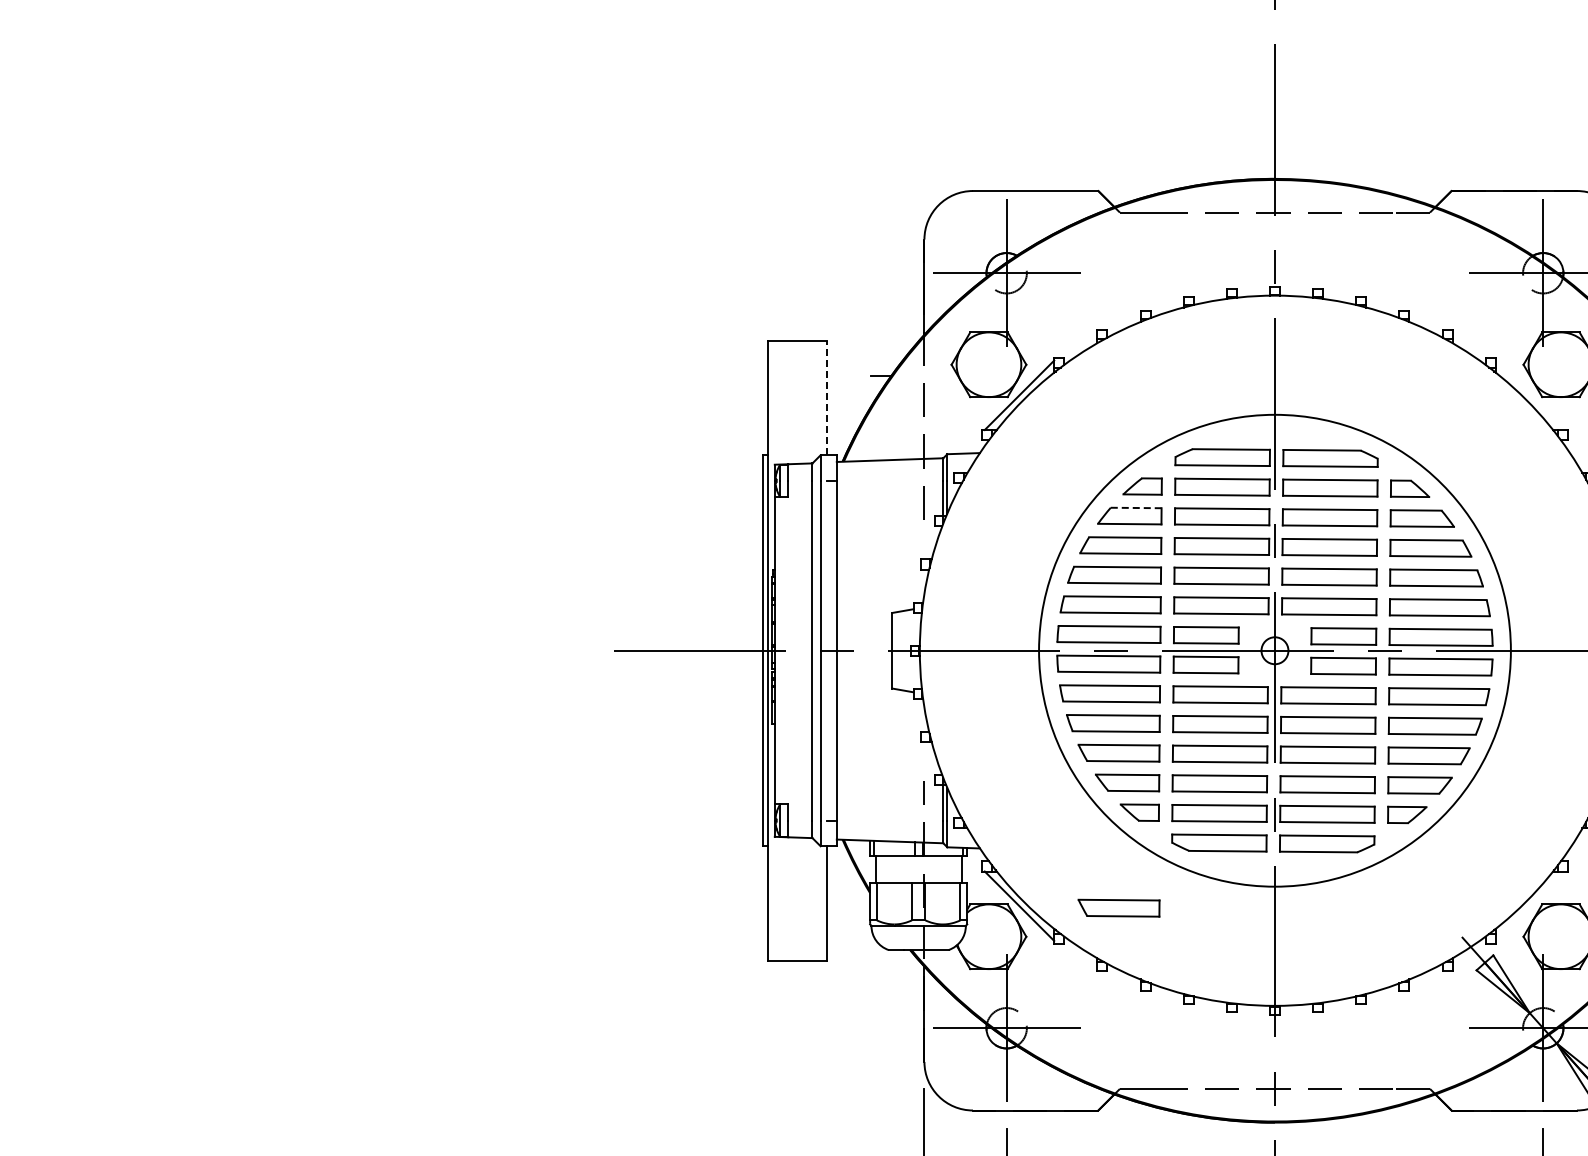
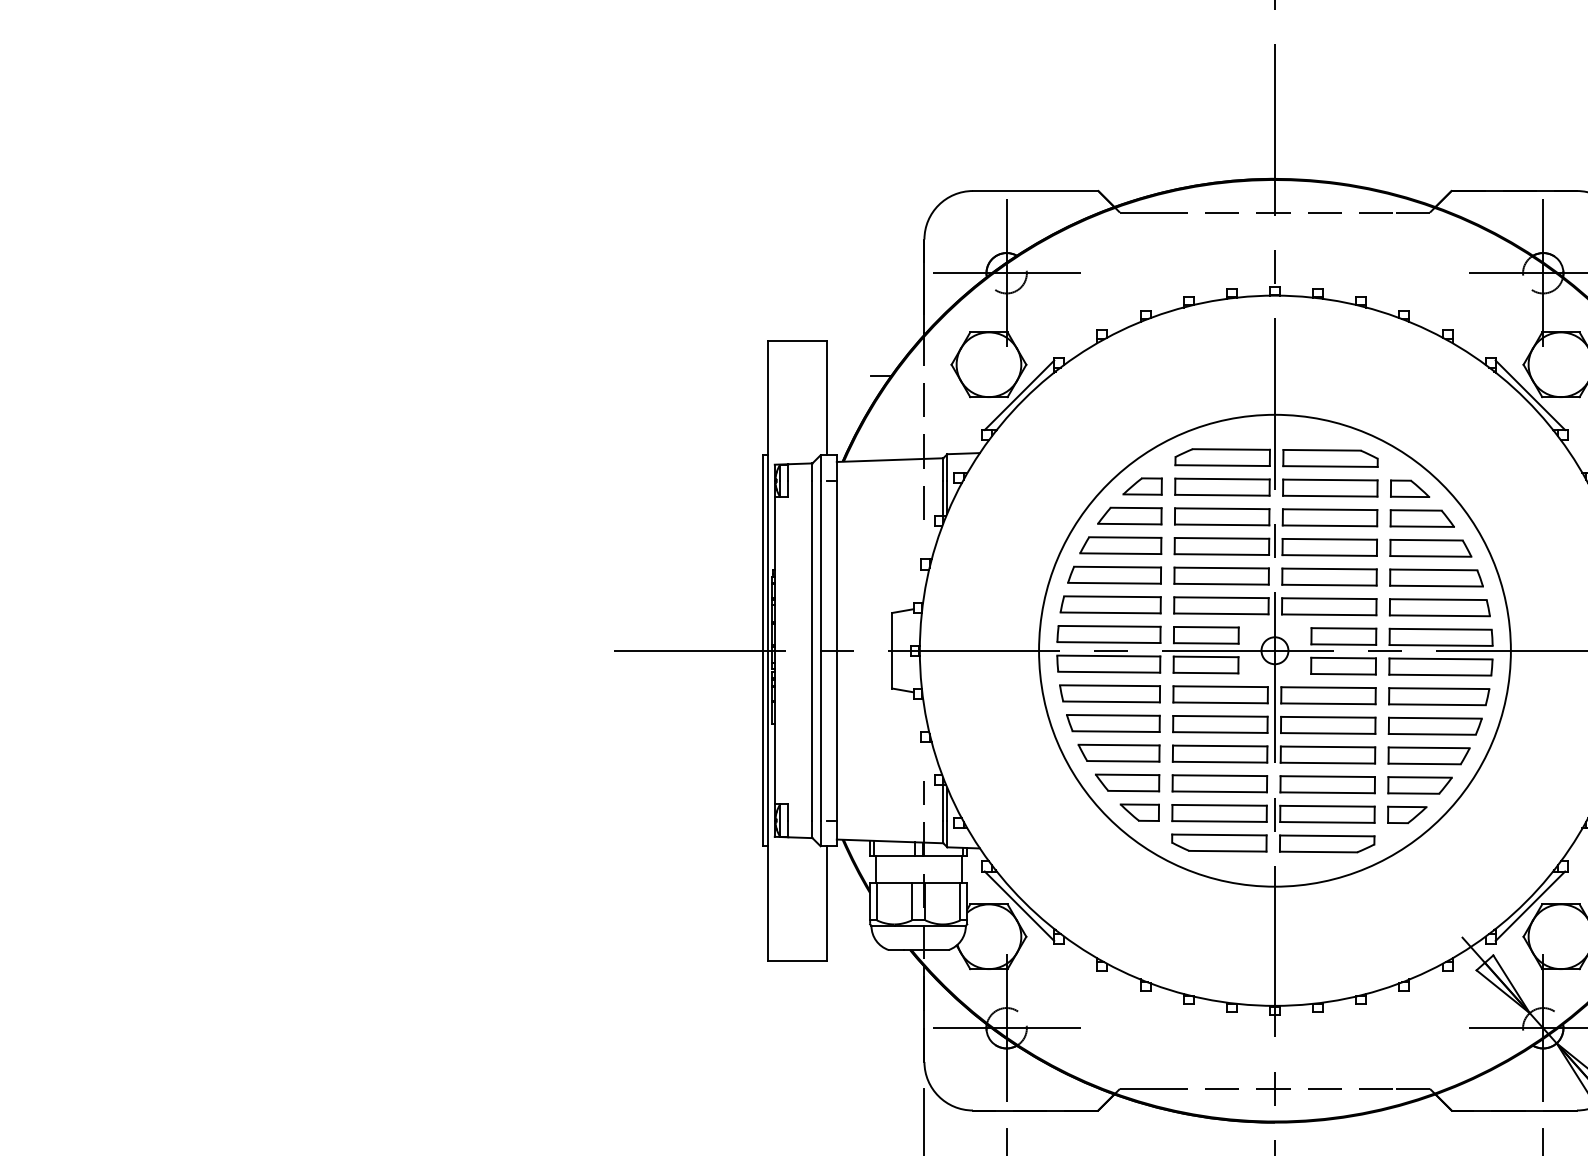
line: none -> present (1530, 395)
line: dashed -> solid (827, 397)
line: dashed -> solid (1136, 508)
line: none -> present (1530, 905)
part: present -> none (1118, 907)
